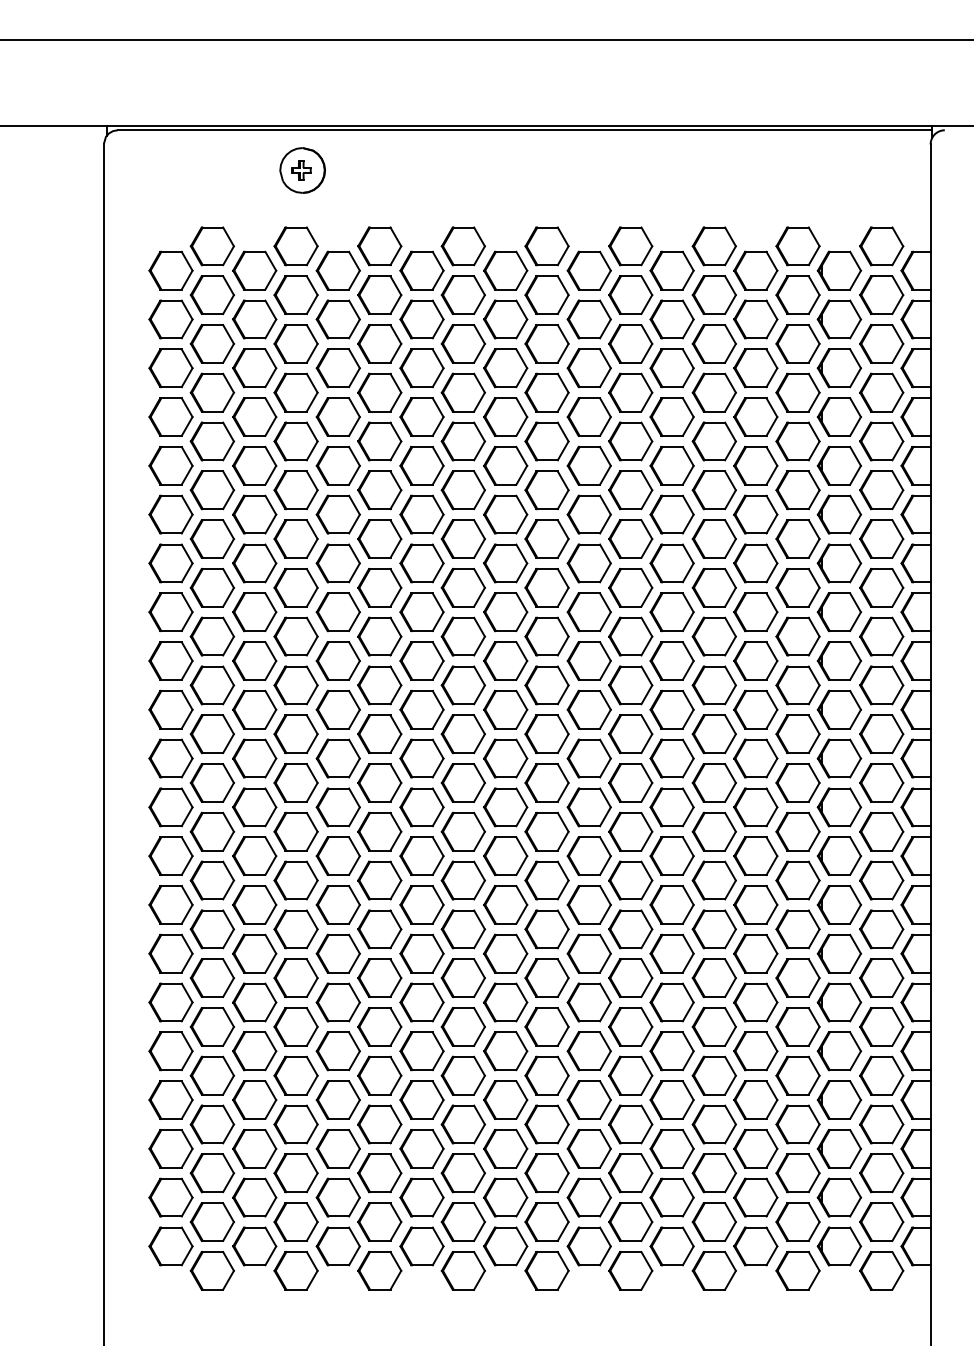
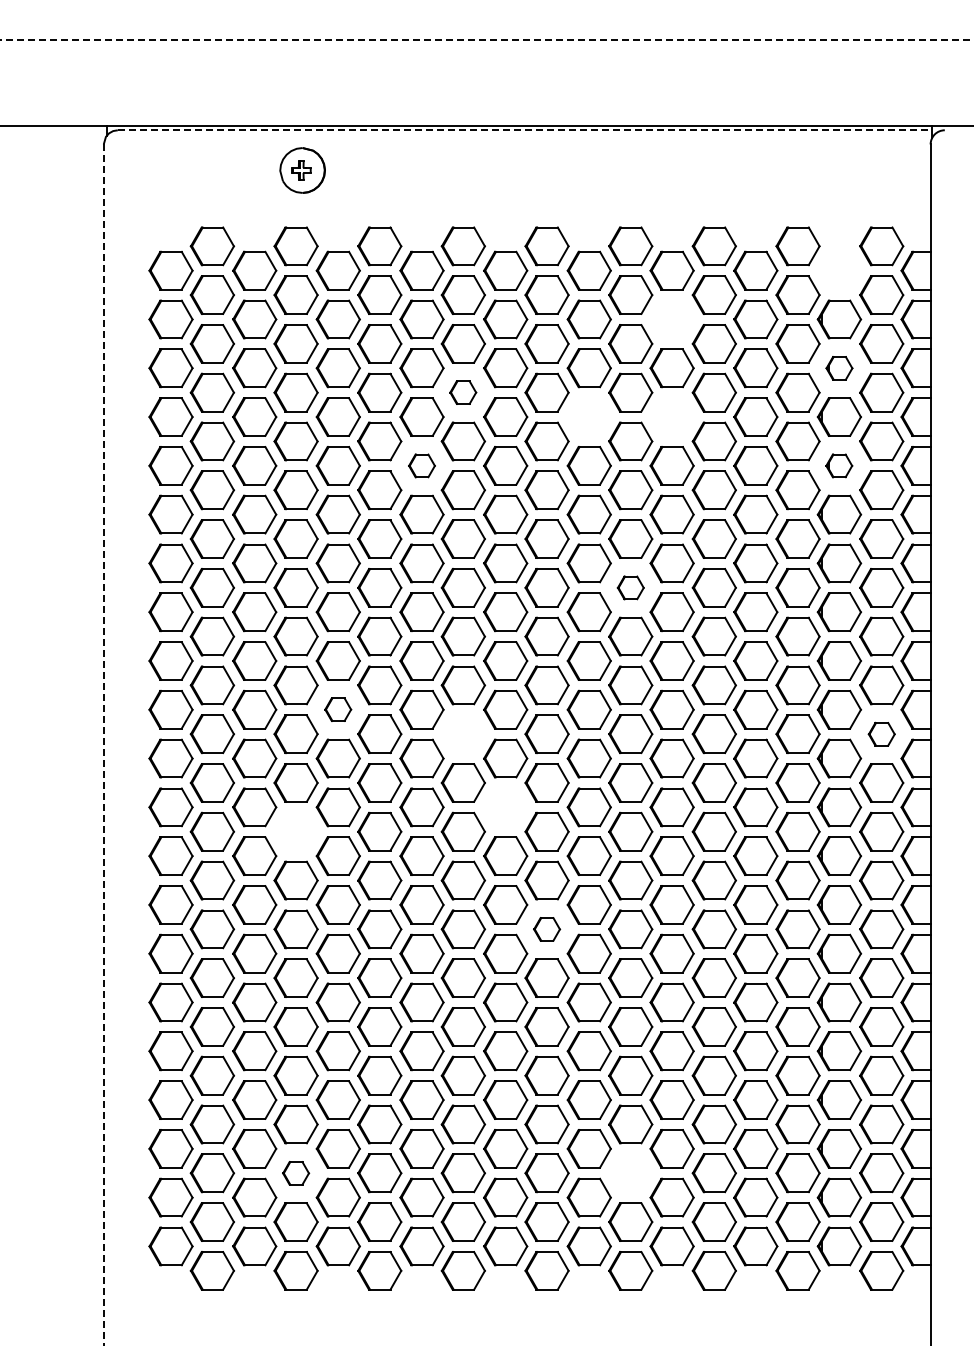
line: solid -> dashed (487, 40)
line: solid -> dashed (525, 130)
part: present -> none (839, 270)
part: present -> none (671, 319)
part size: 47x41 px -> 29x25 px (839, 368)
part size: 46x41 px -> 29x25 px (463, 392)
part: present -> none (588, 416)
part: present -> none (671, 416)
part size: 46x40 px -> 28x26 px (421, 465)
part size: 46x40 px -> 29x26 px (839, 465)
part size: 46x40 px -> 29x26 px (630, 587)
part size: 46x41 px -> 29x25 px (338, 709)
part: present -> none (462, 734)
part size: 46x41 px -> 29x26 px (881, 733)
line: solid -> dashed (103, 745)
part: present -> none (505, 807)
part: present -> none (295, 831)
part size: 46x41 px -> 29x25 px (547, 929)
part size: 46x41 px -> 29x25 px (296, 1173)
part: present -> none (630, 1173)
